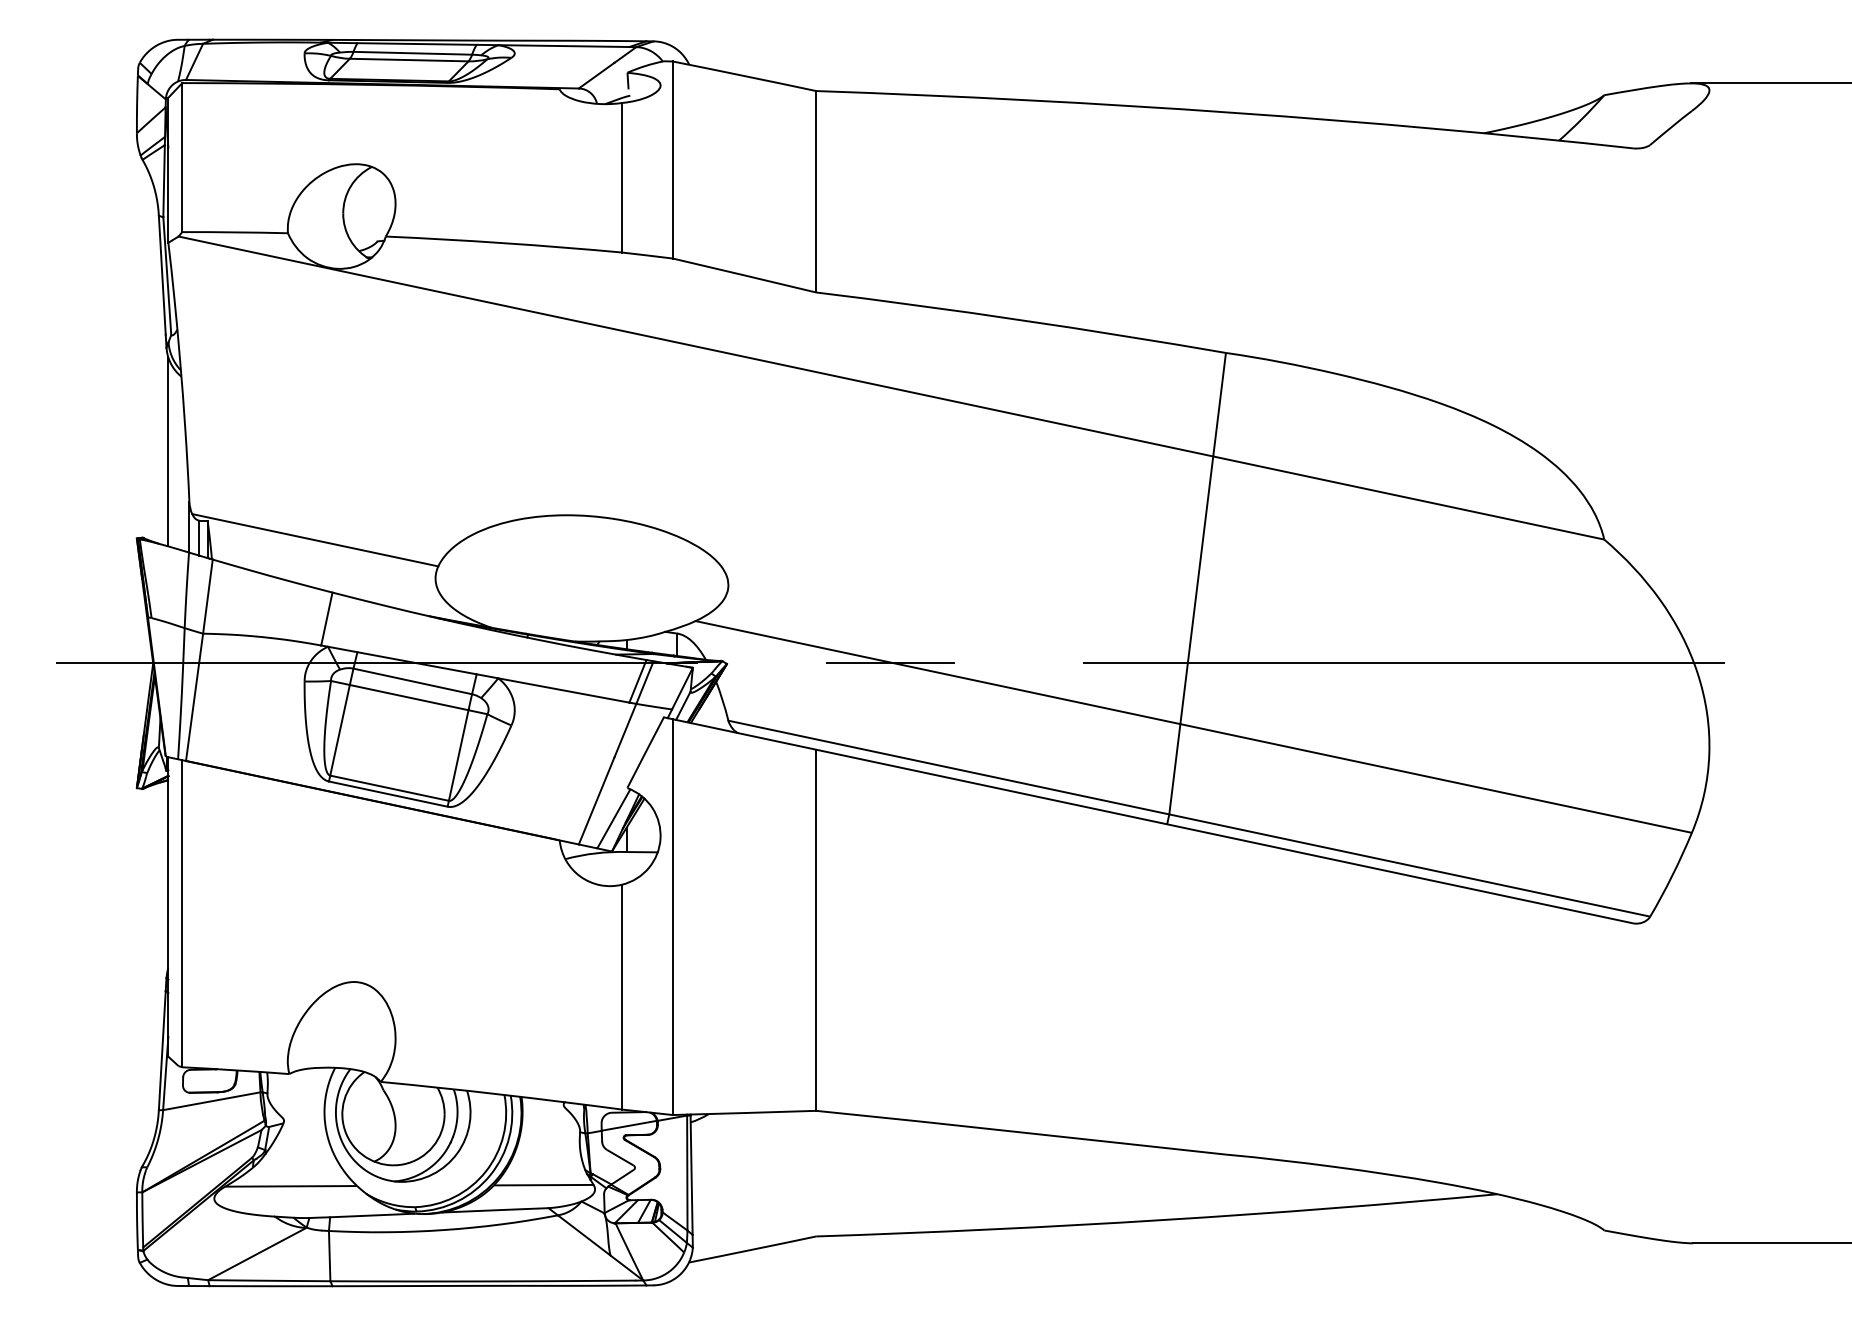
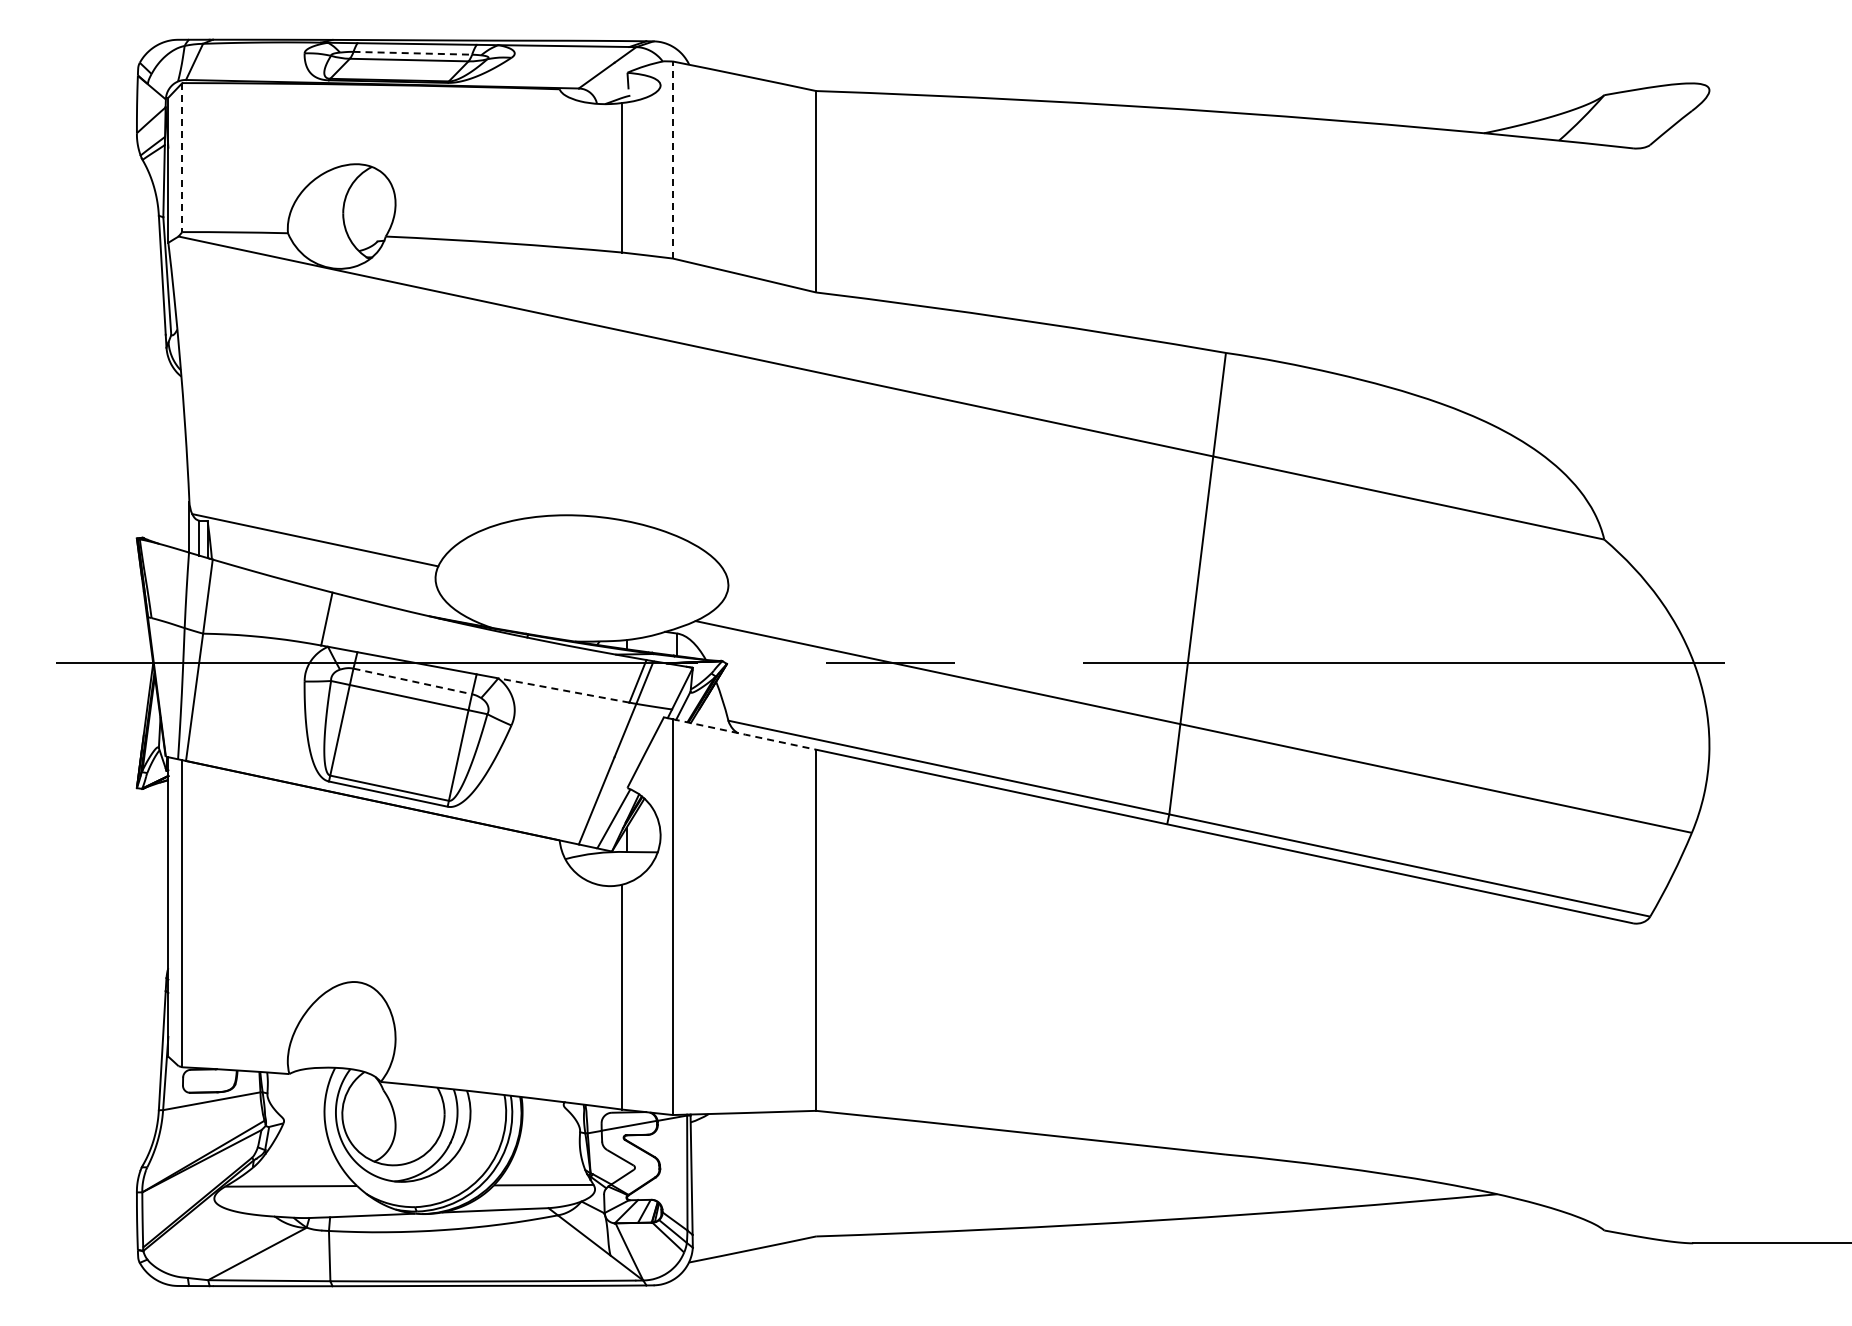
line: solid -> dashed (413, 53)
line: present -> none (1769, 83)
line: solid -> dashed (182, 157)
line: solid -> dashed (672, 160)
line: present -> none (168, 451)
line: solid -> dashed (412, 681)
line: solid -> dashed (563, 690)
line: solid -> dashed (745, 734)
